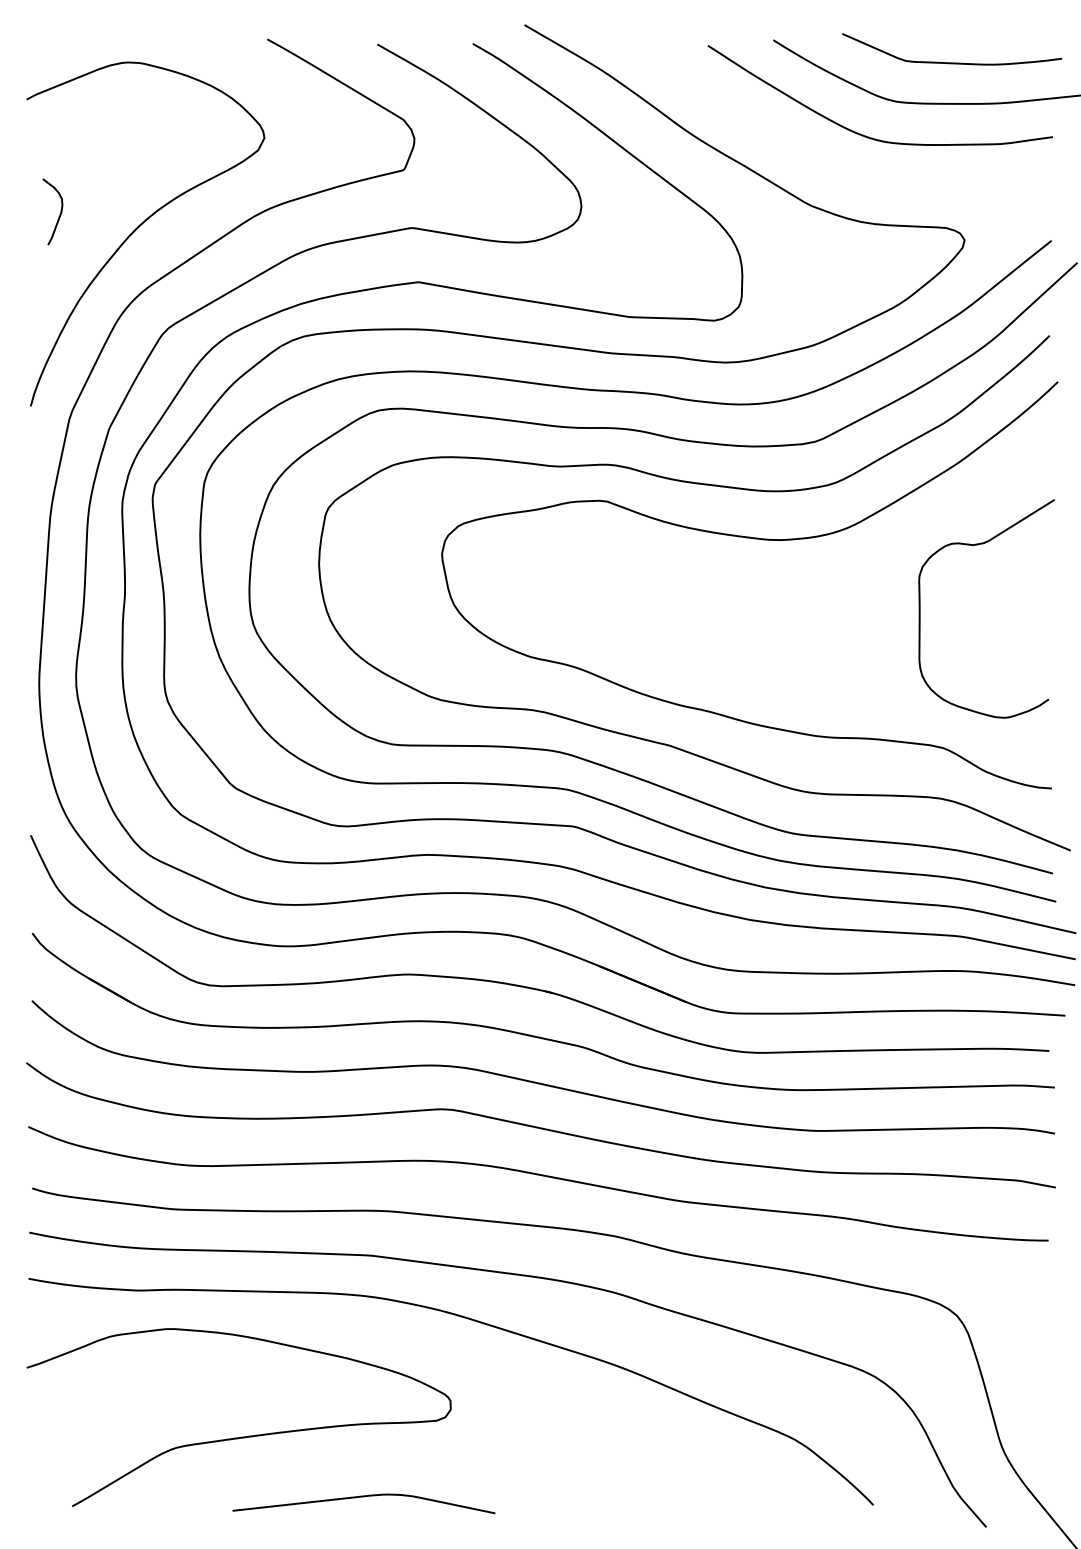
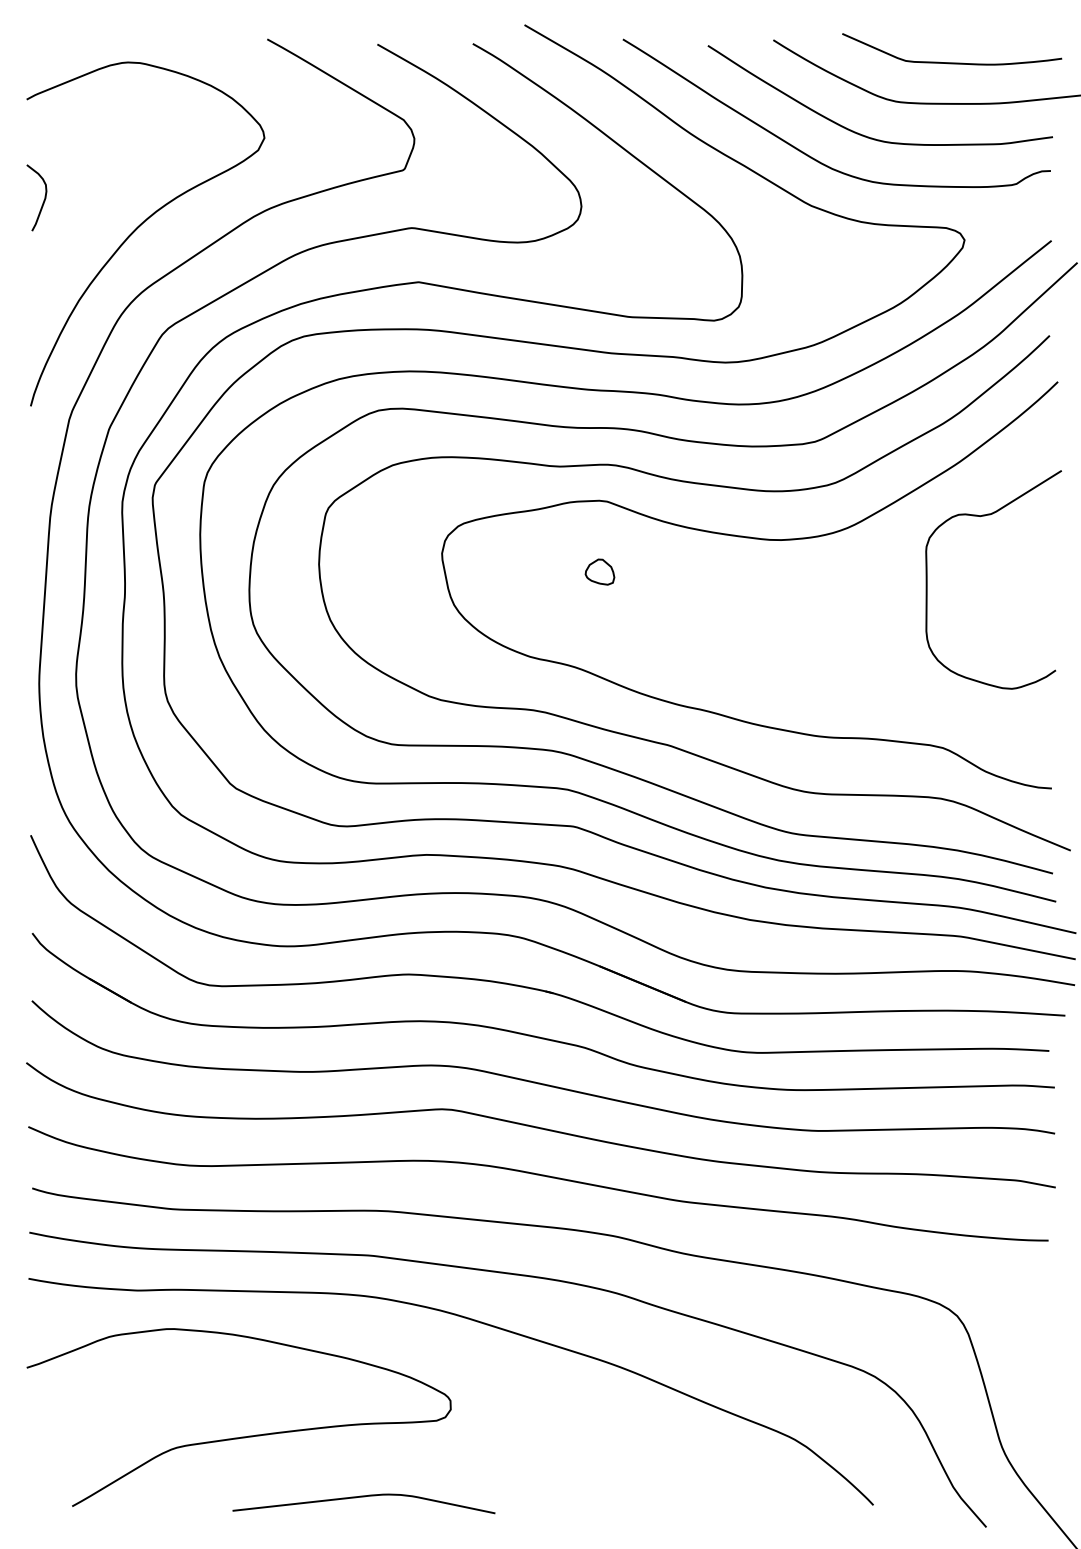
curve: none -> present (808, 154)
curve position: (59, 214) -> (43, 200) (43, 200)
curve position: (978, 545) -> (985, 516) (985, 516)
part: none -> present (599, 571)
